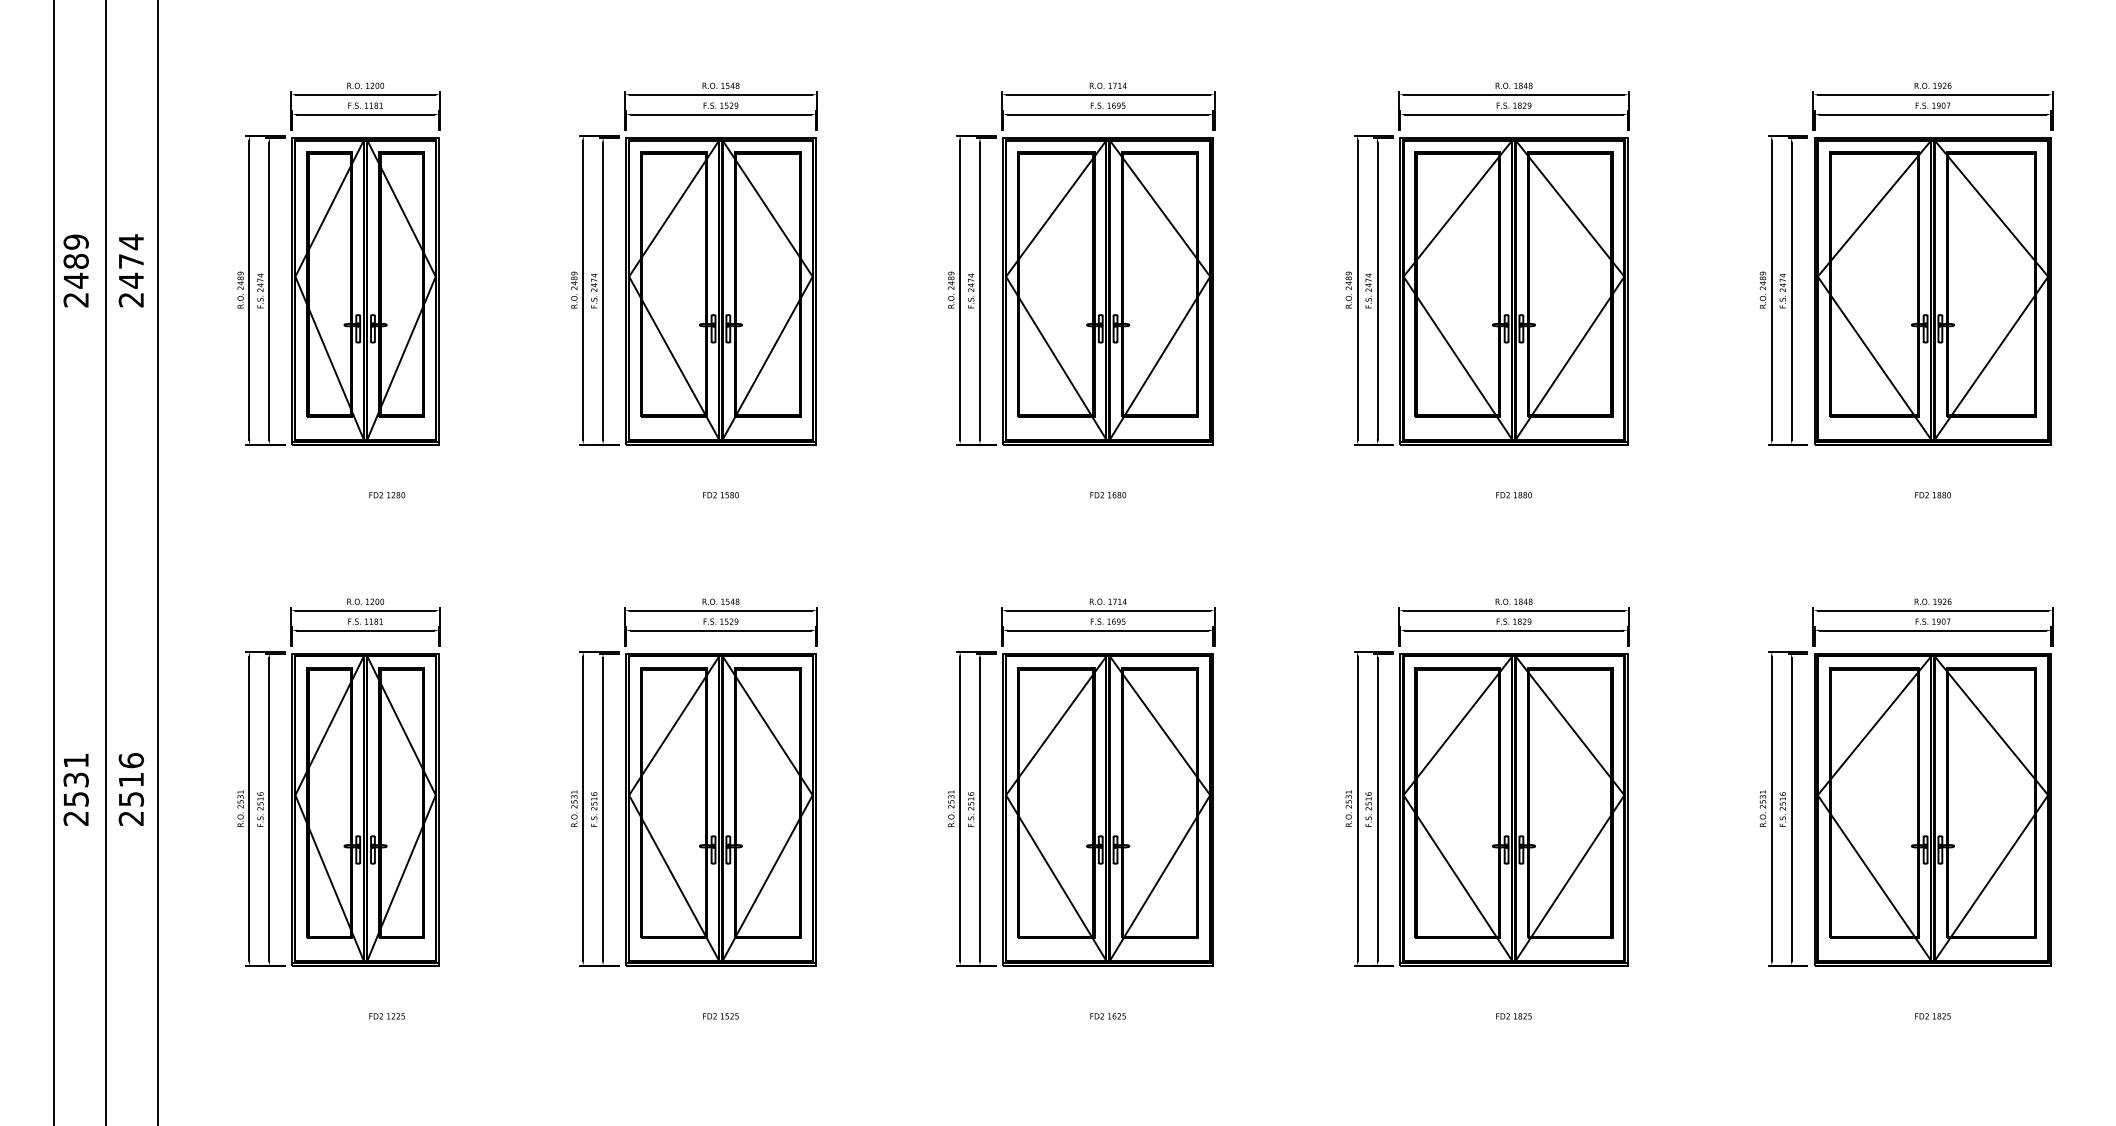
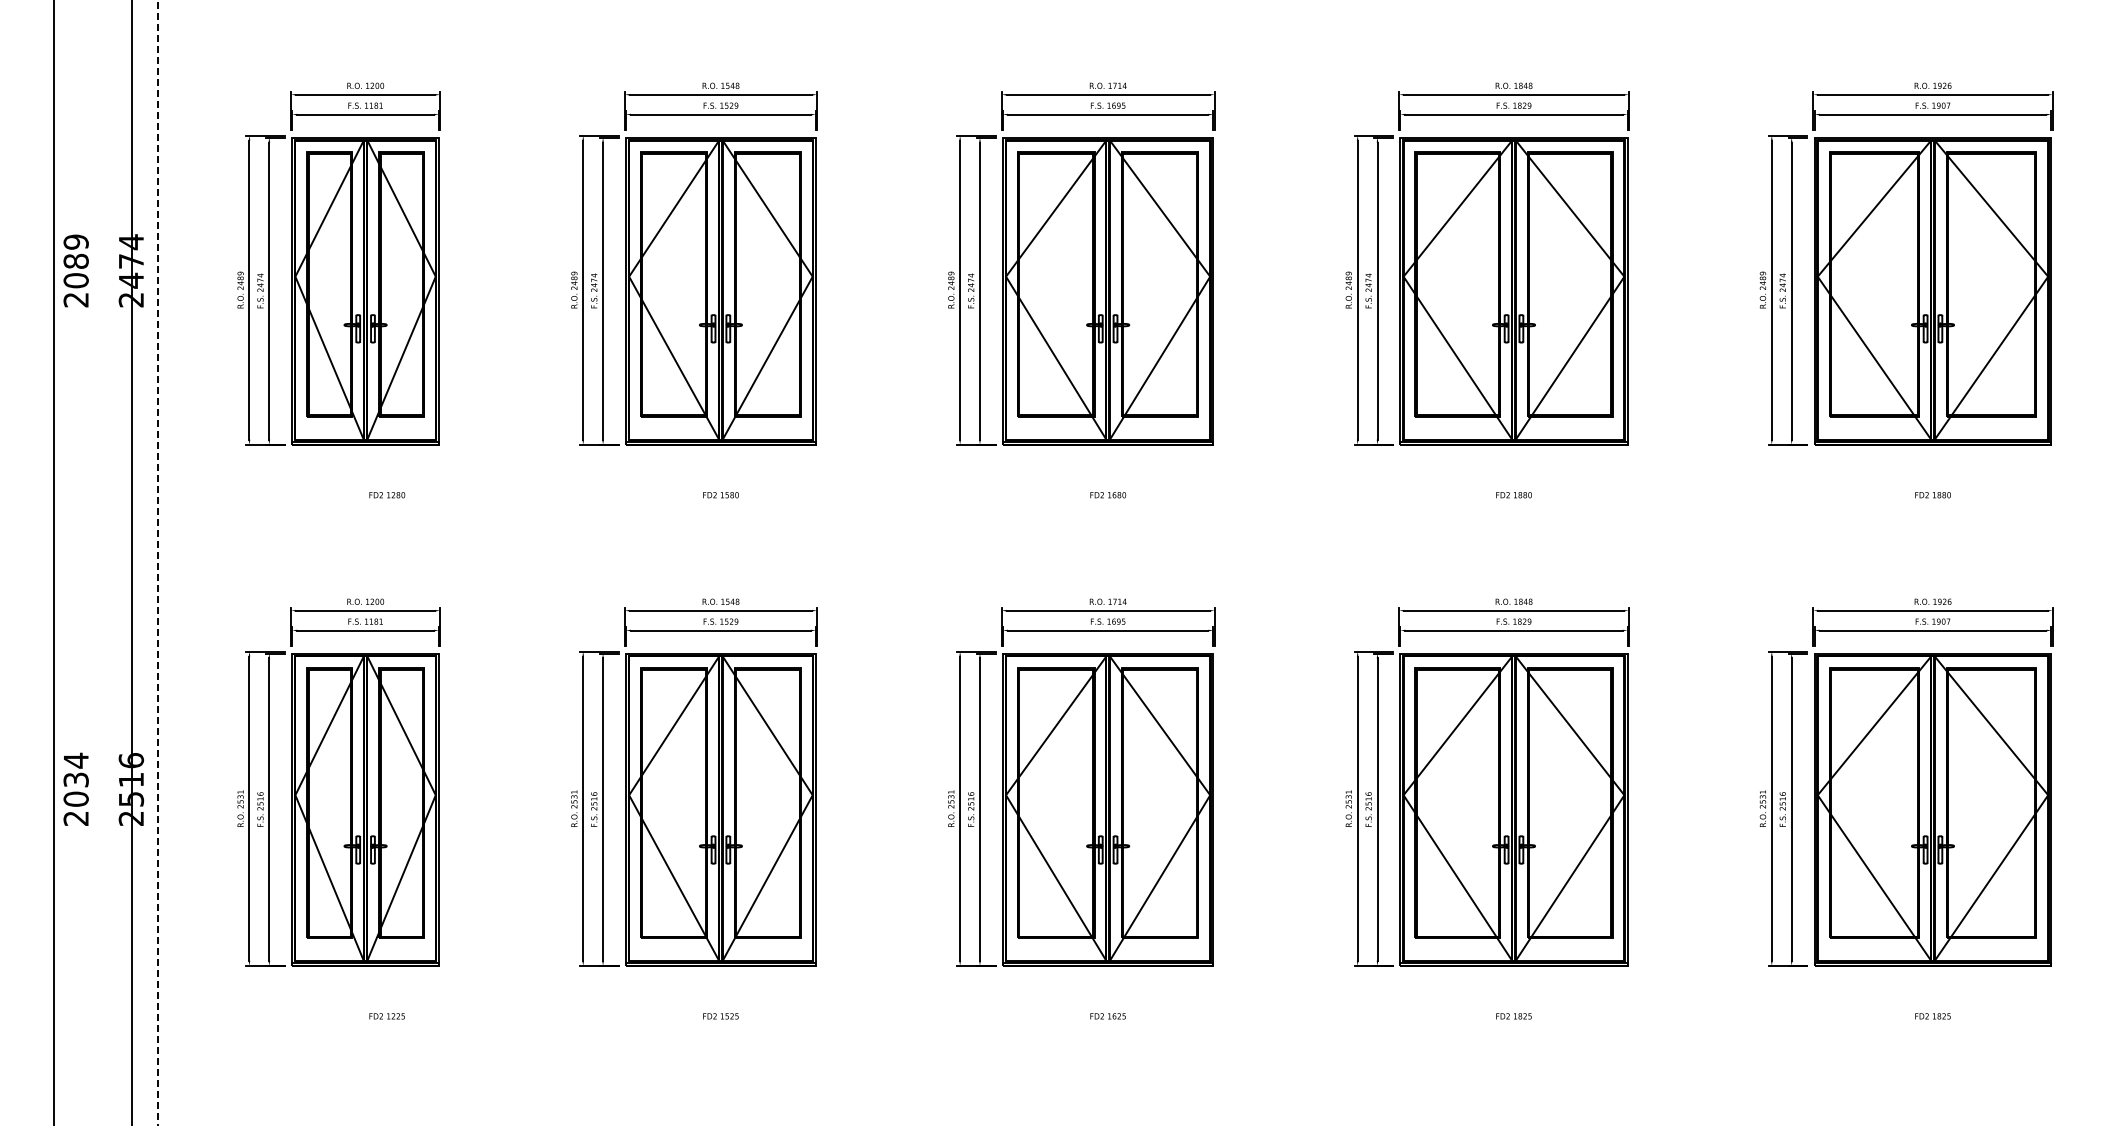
text: 2489 -> 2089 (75, 280)
line position: (105, 562) -> (131, 562) (131, 562)
line: solid -> dashed (157, 563)
text: 2531 -> 2034 (75, 779)
